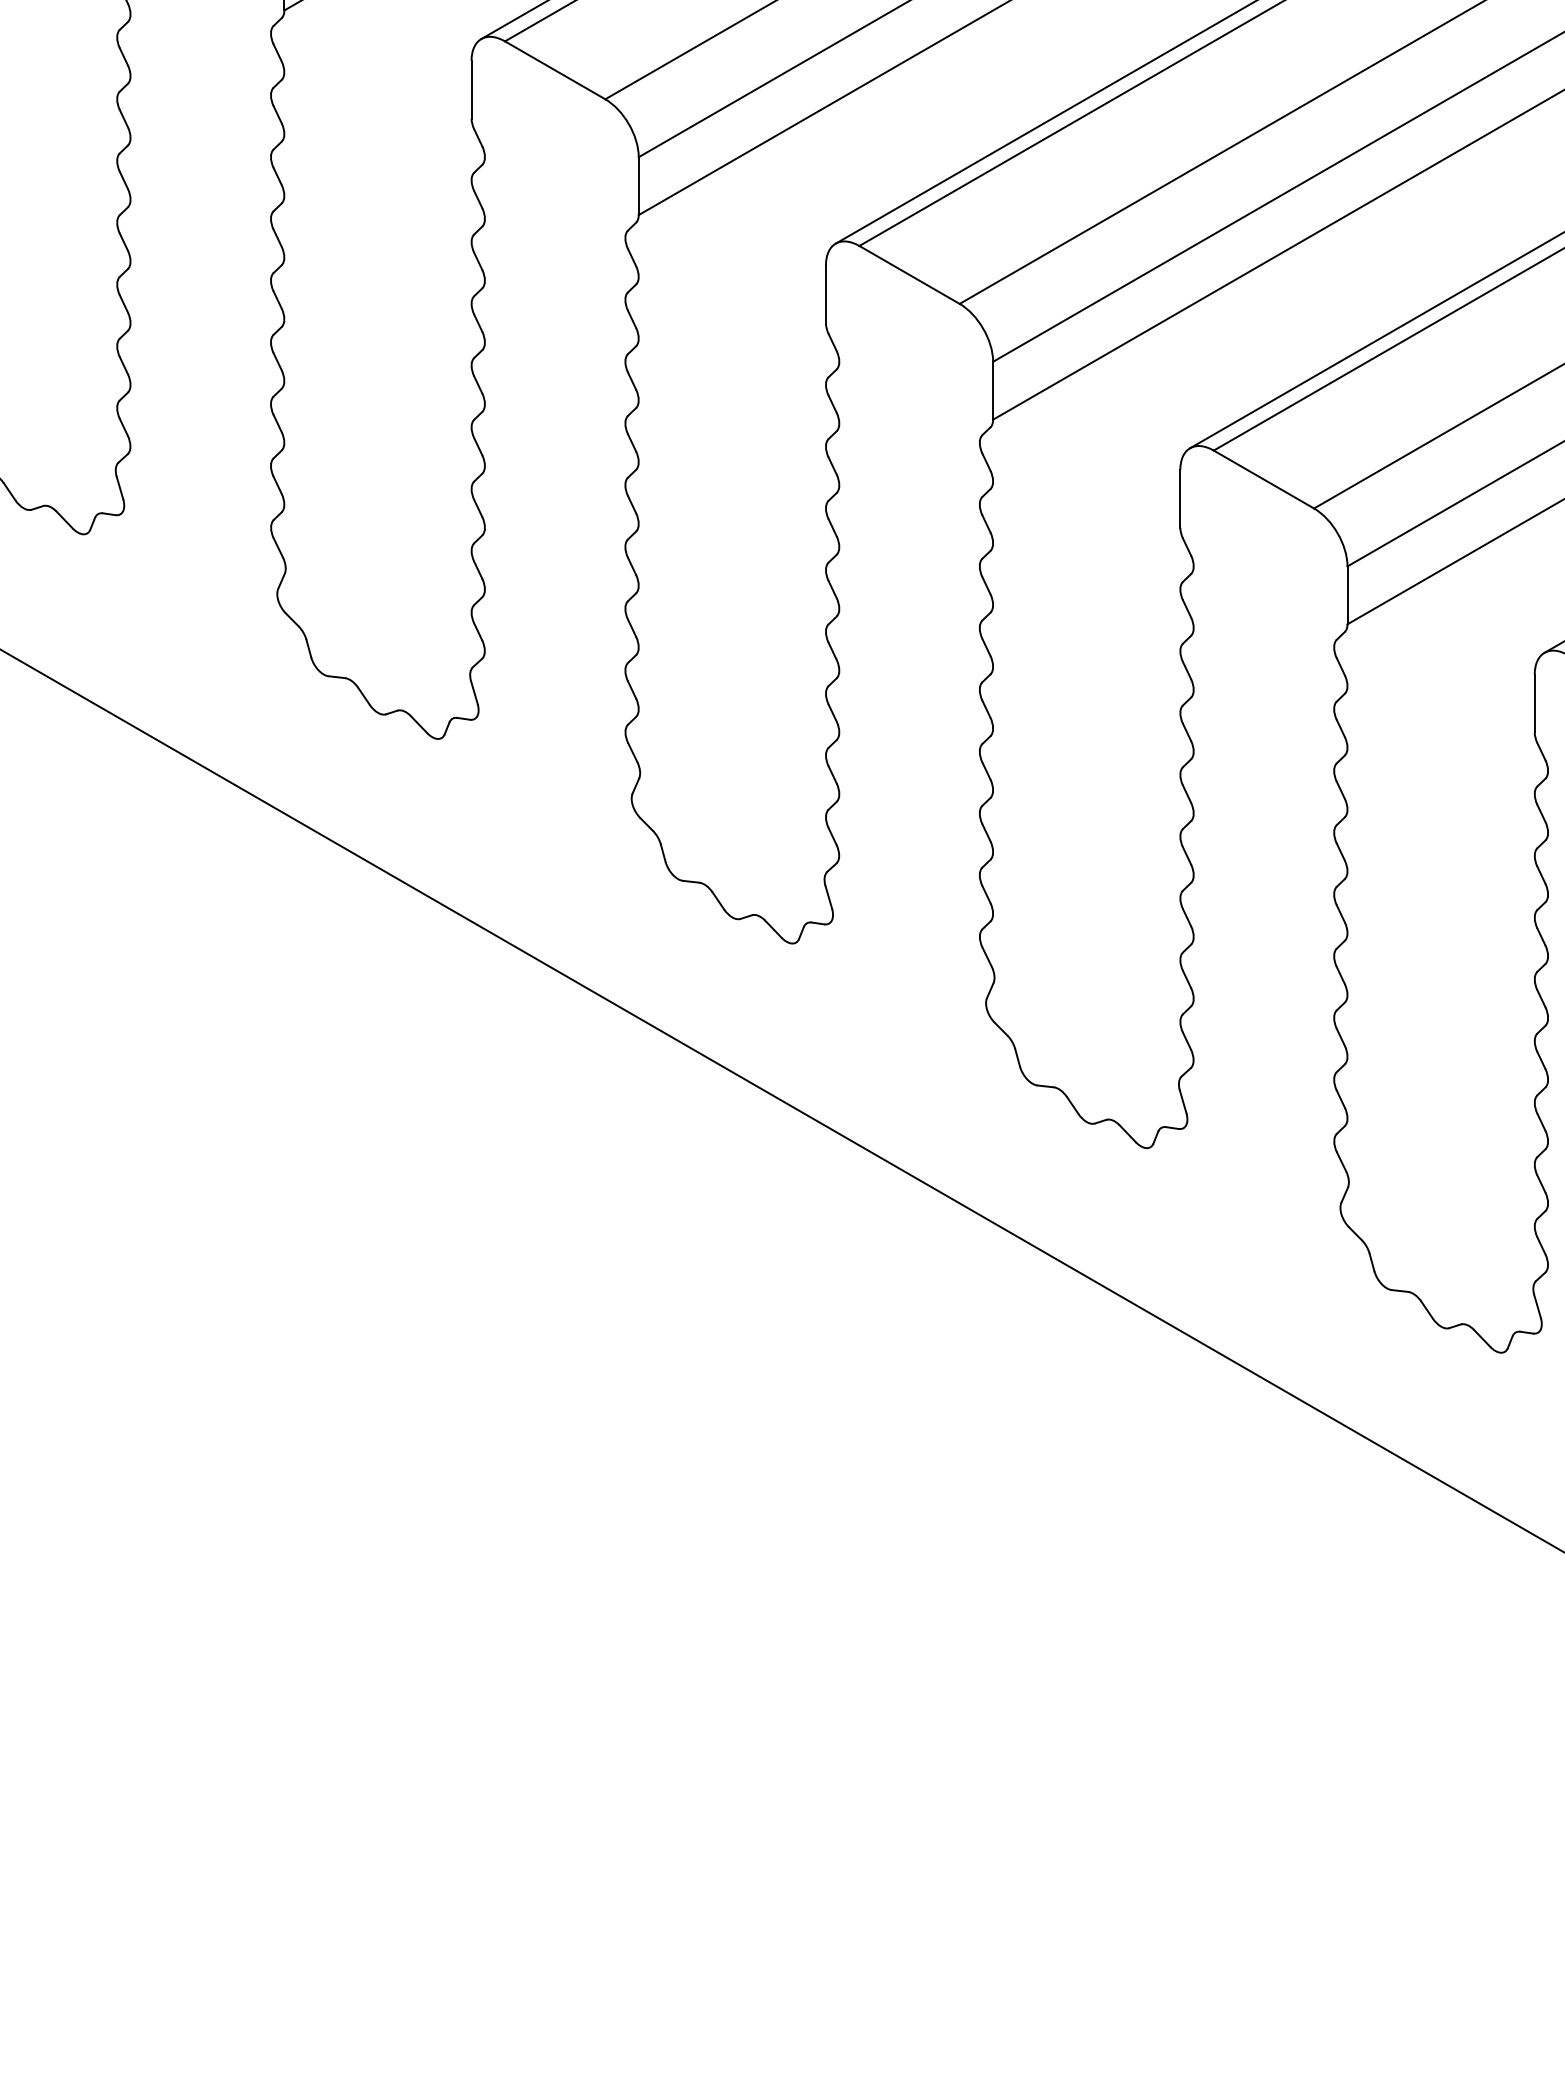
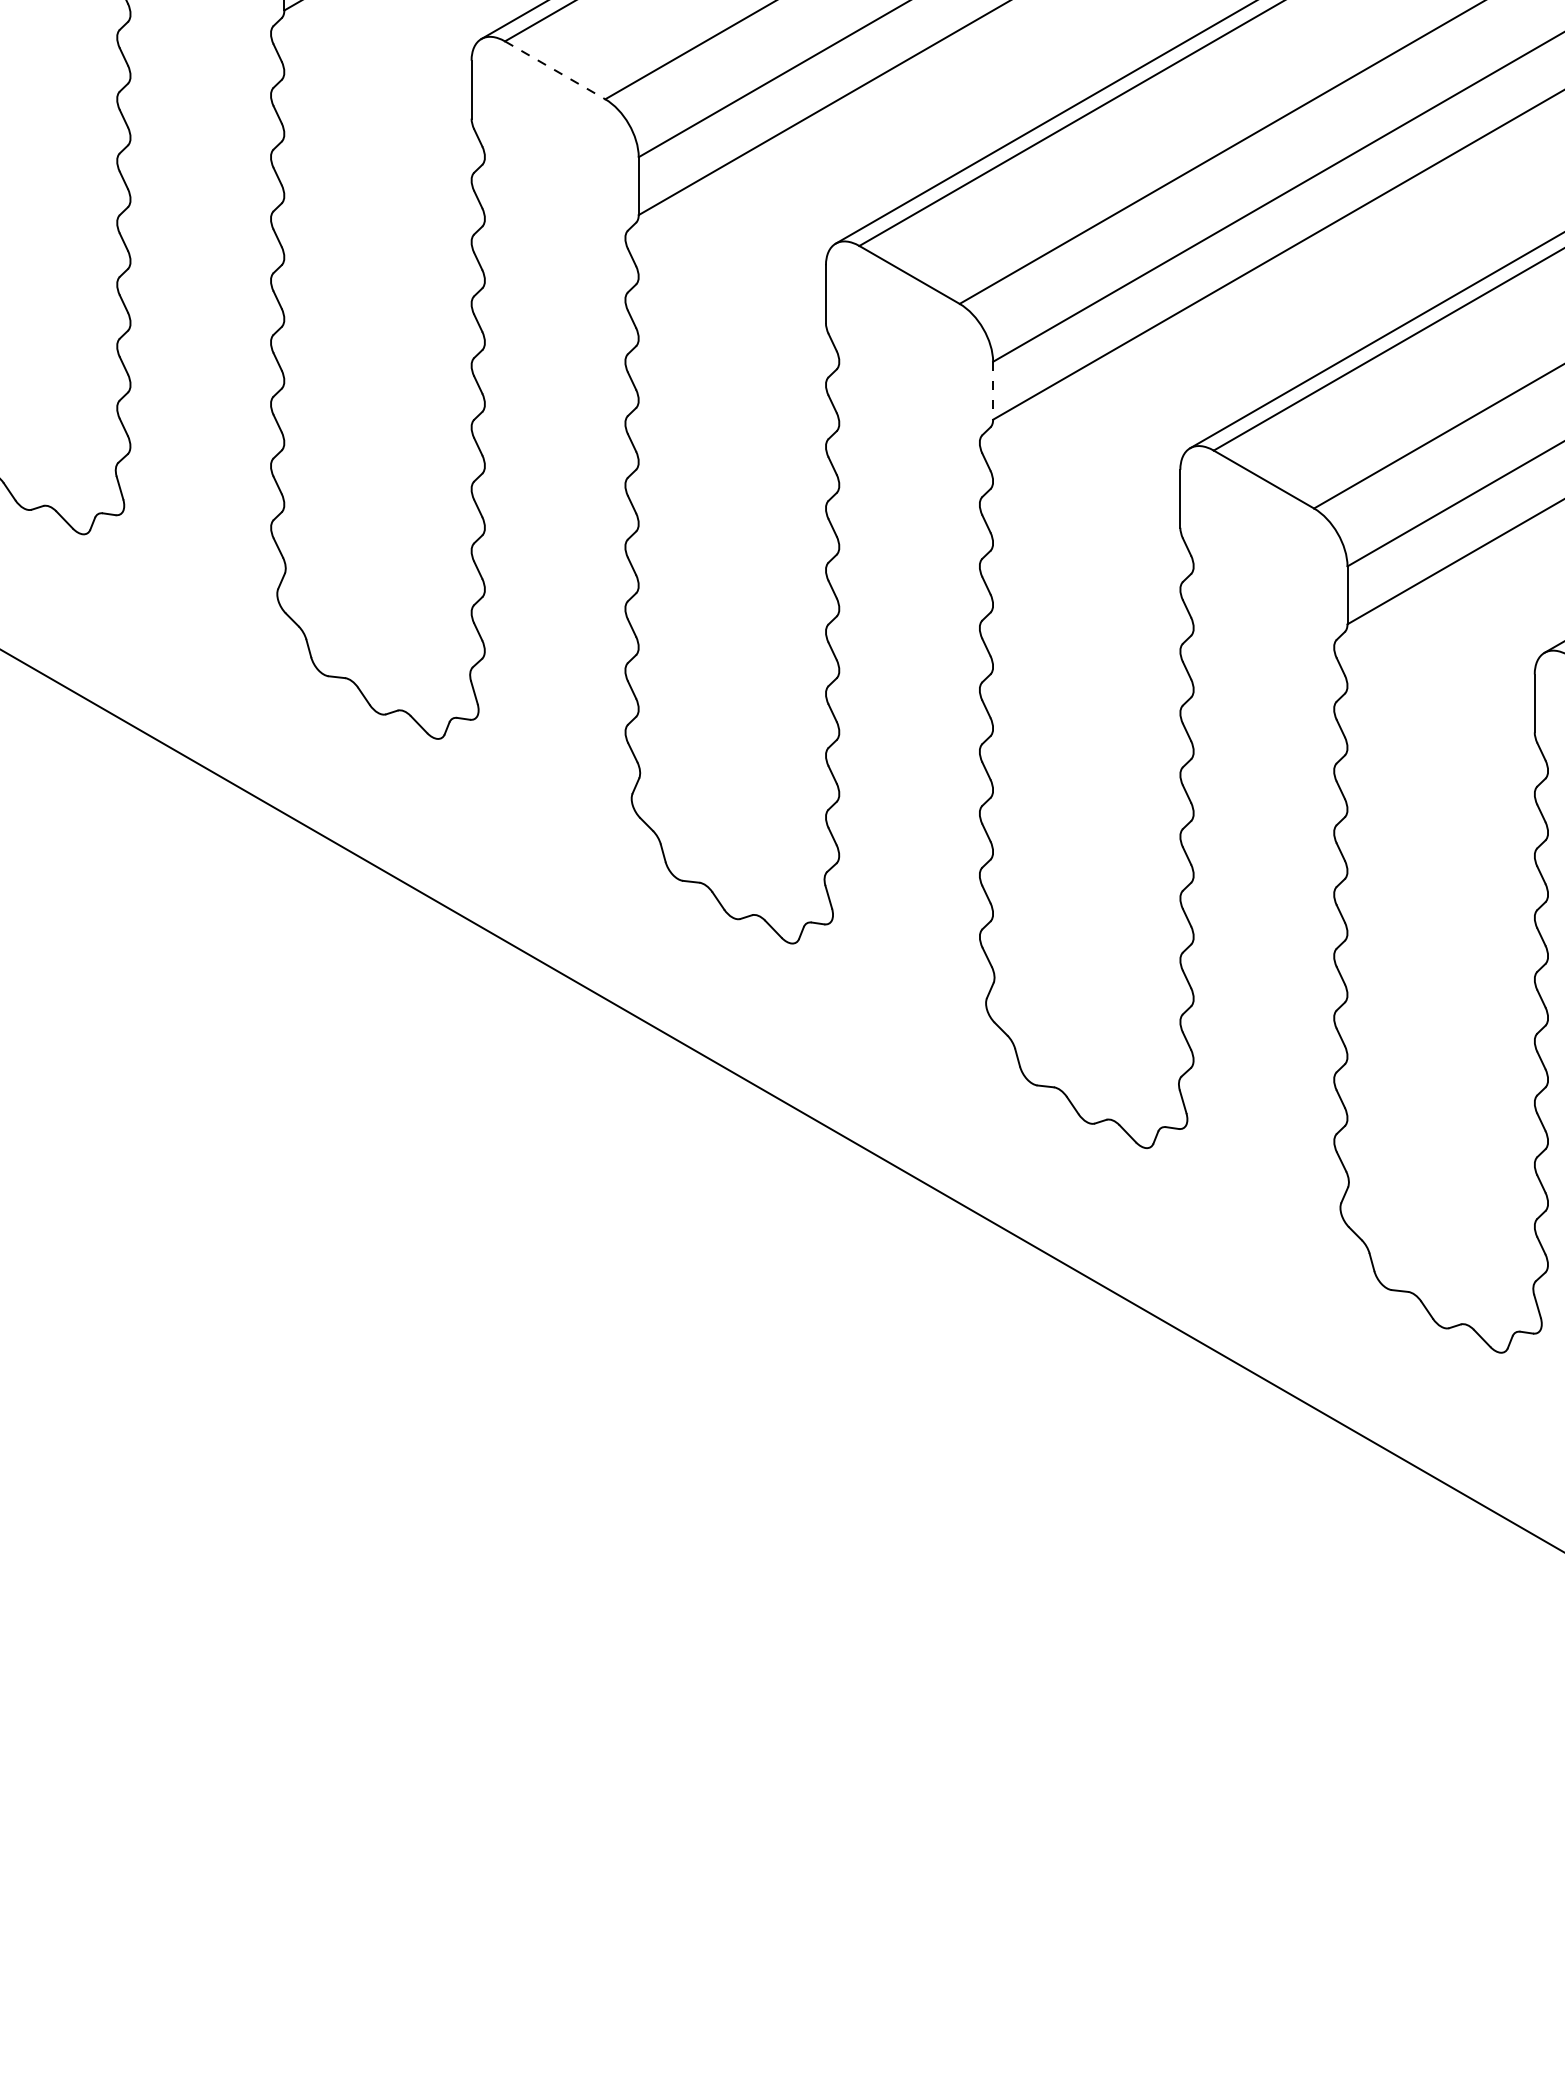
line: solid -> dashed (555, 70)
line: solid -> dashed (993, 390)
